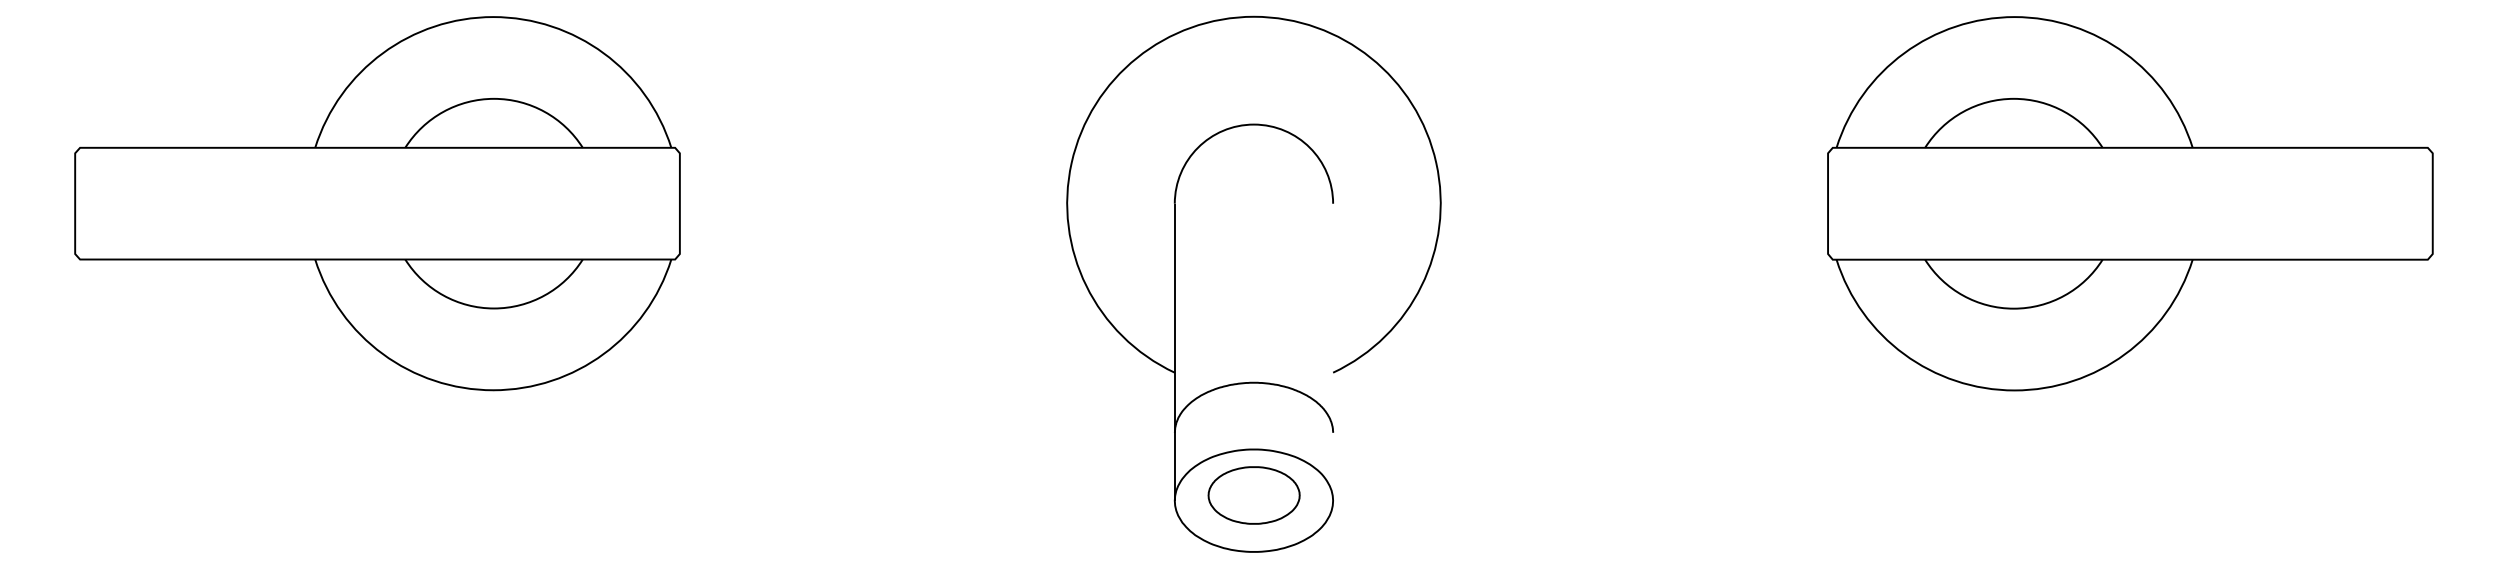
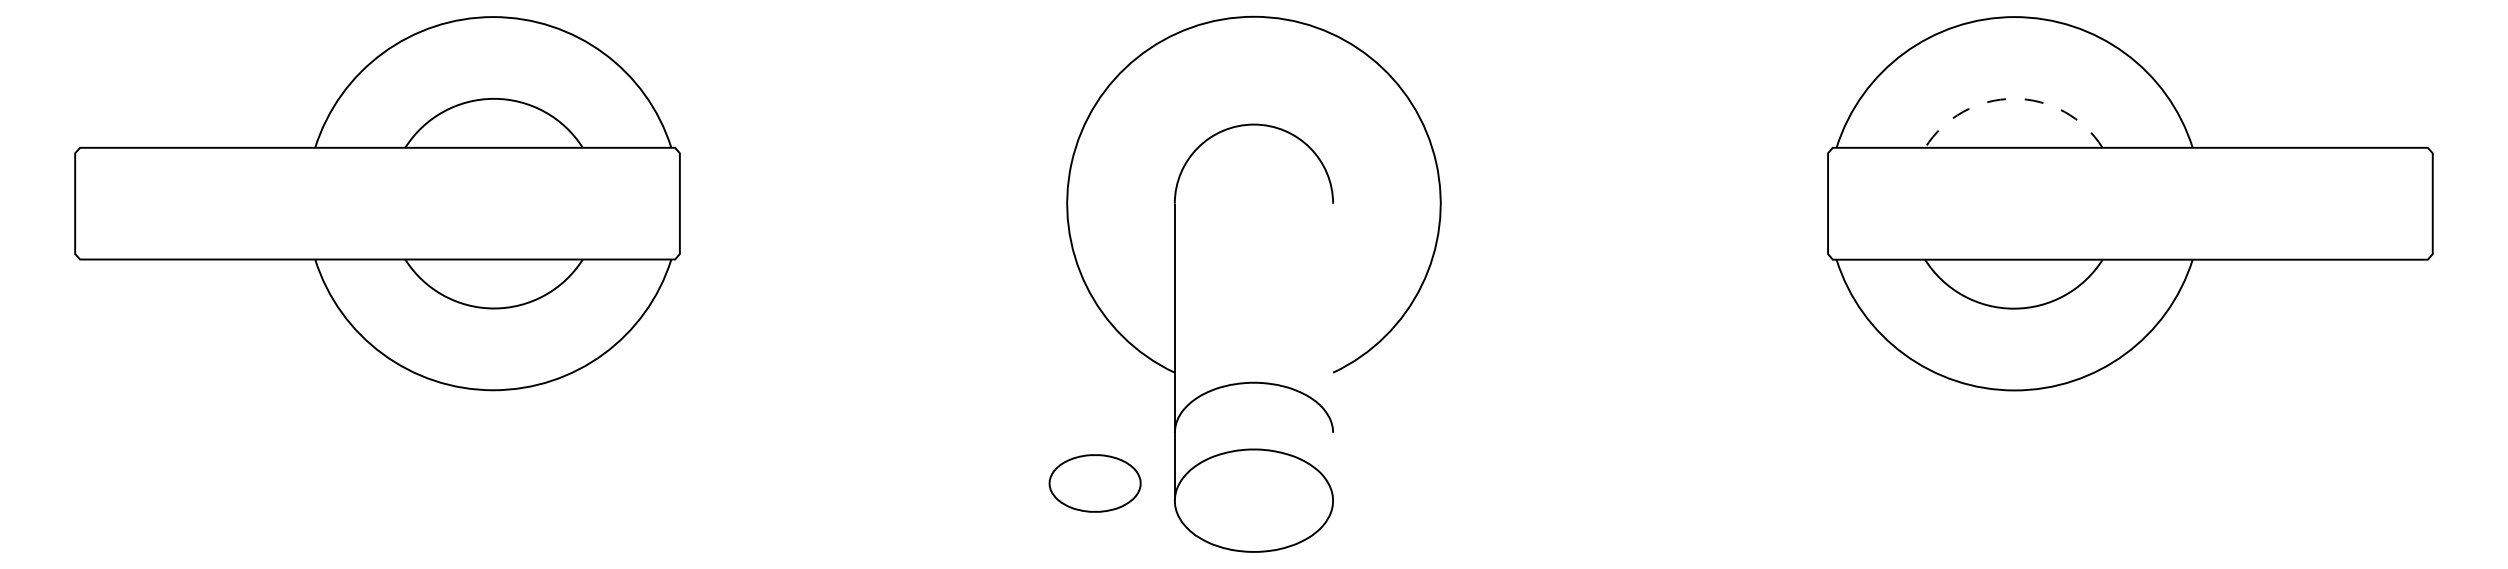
line: solid -> dashed (2013, 98)
part position: (1253, 495) -> (1094, 483) (1094, 483)
